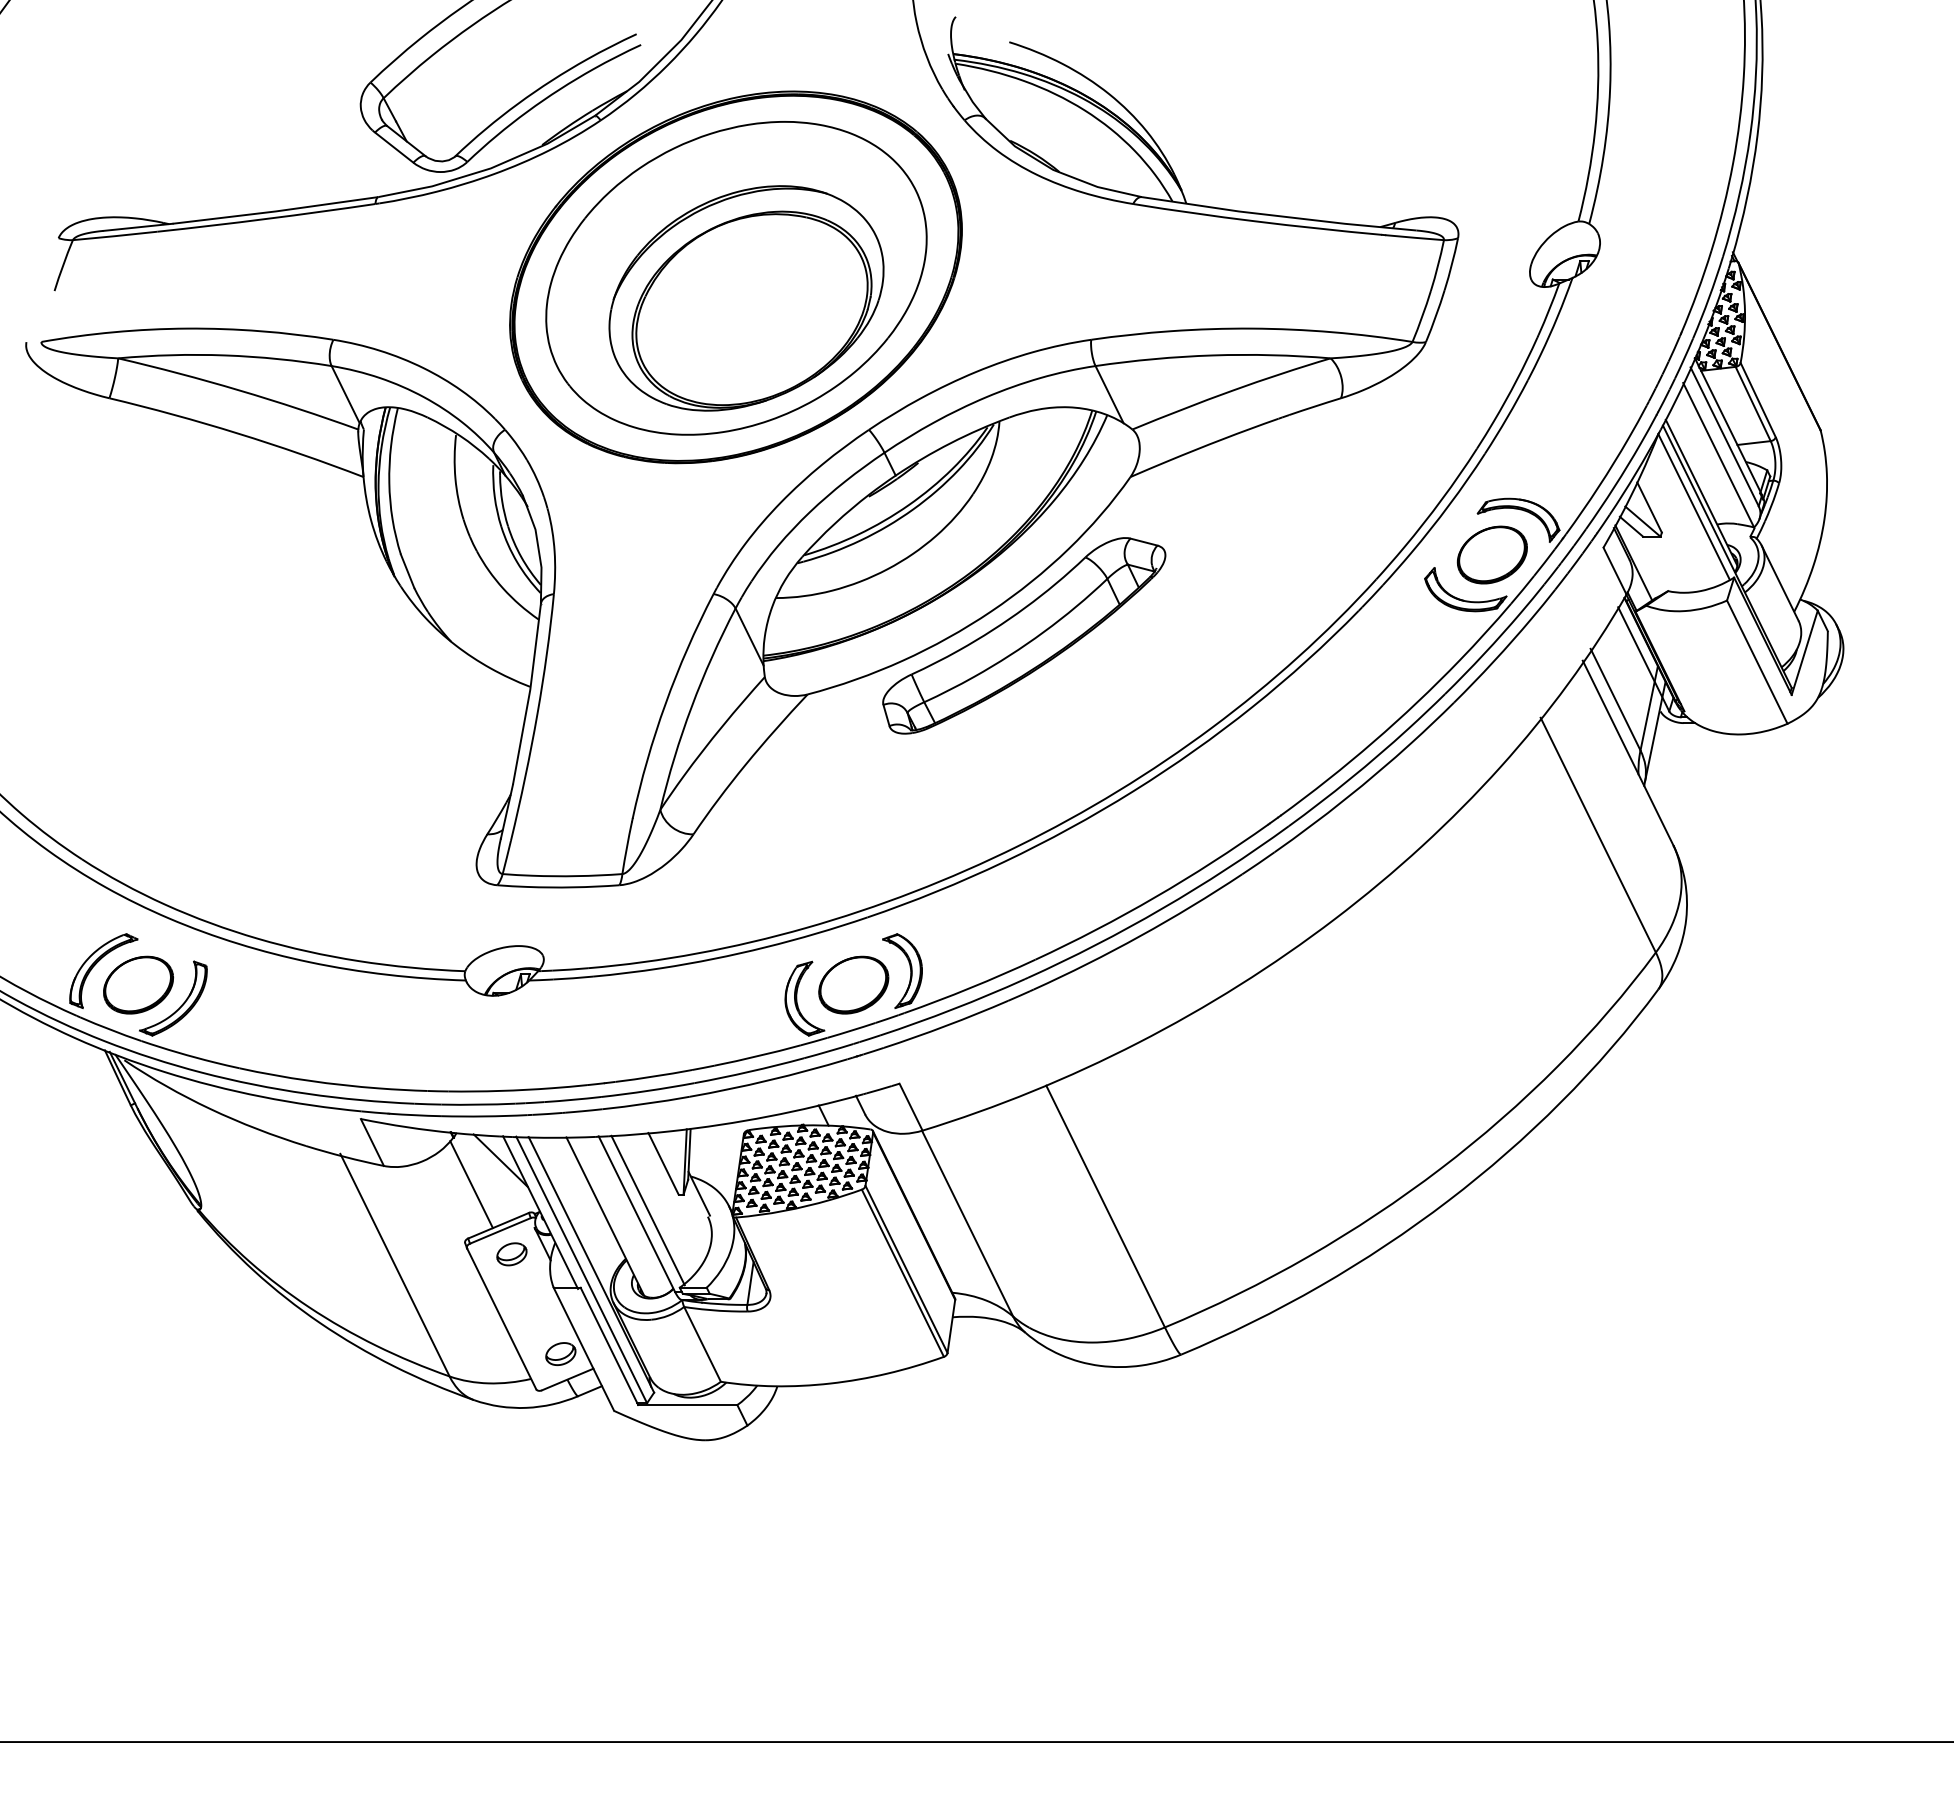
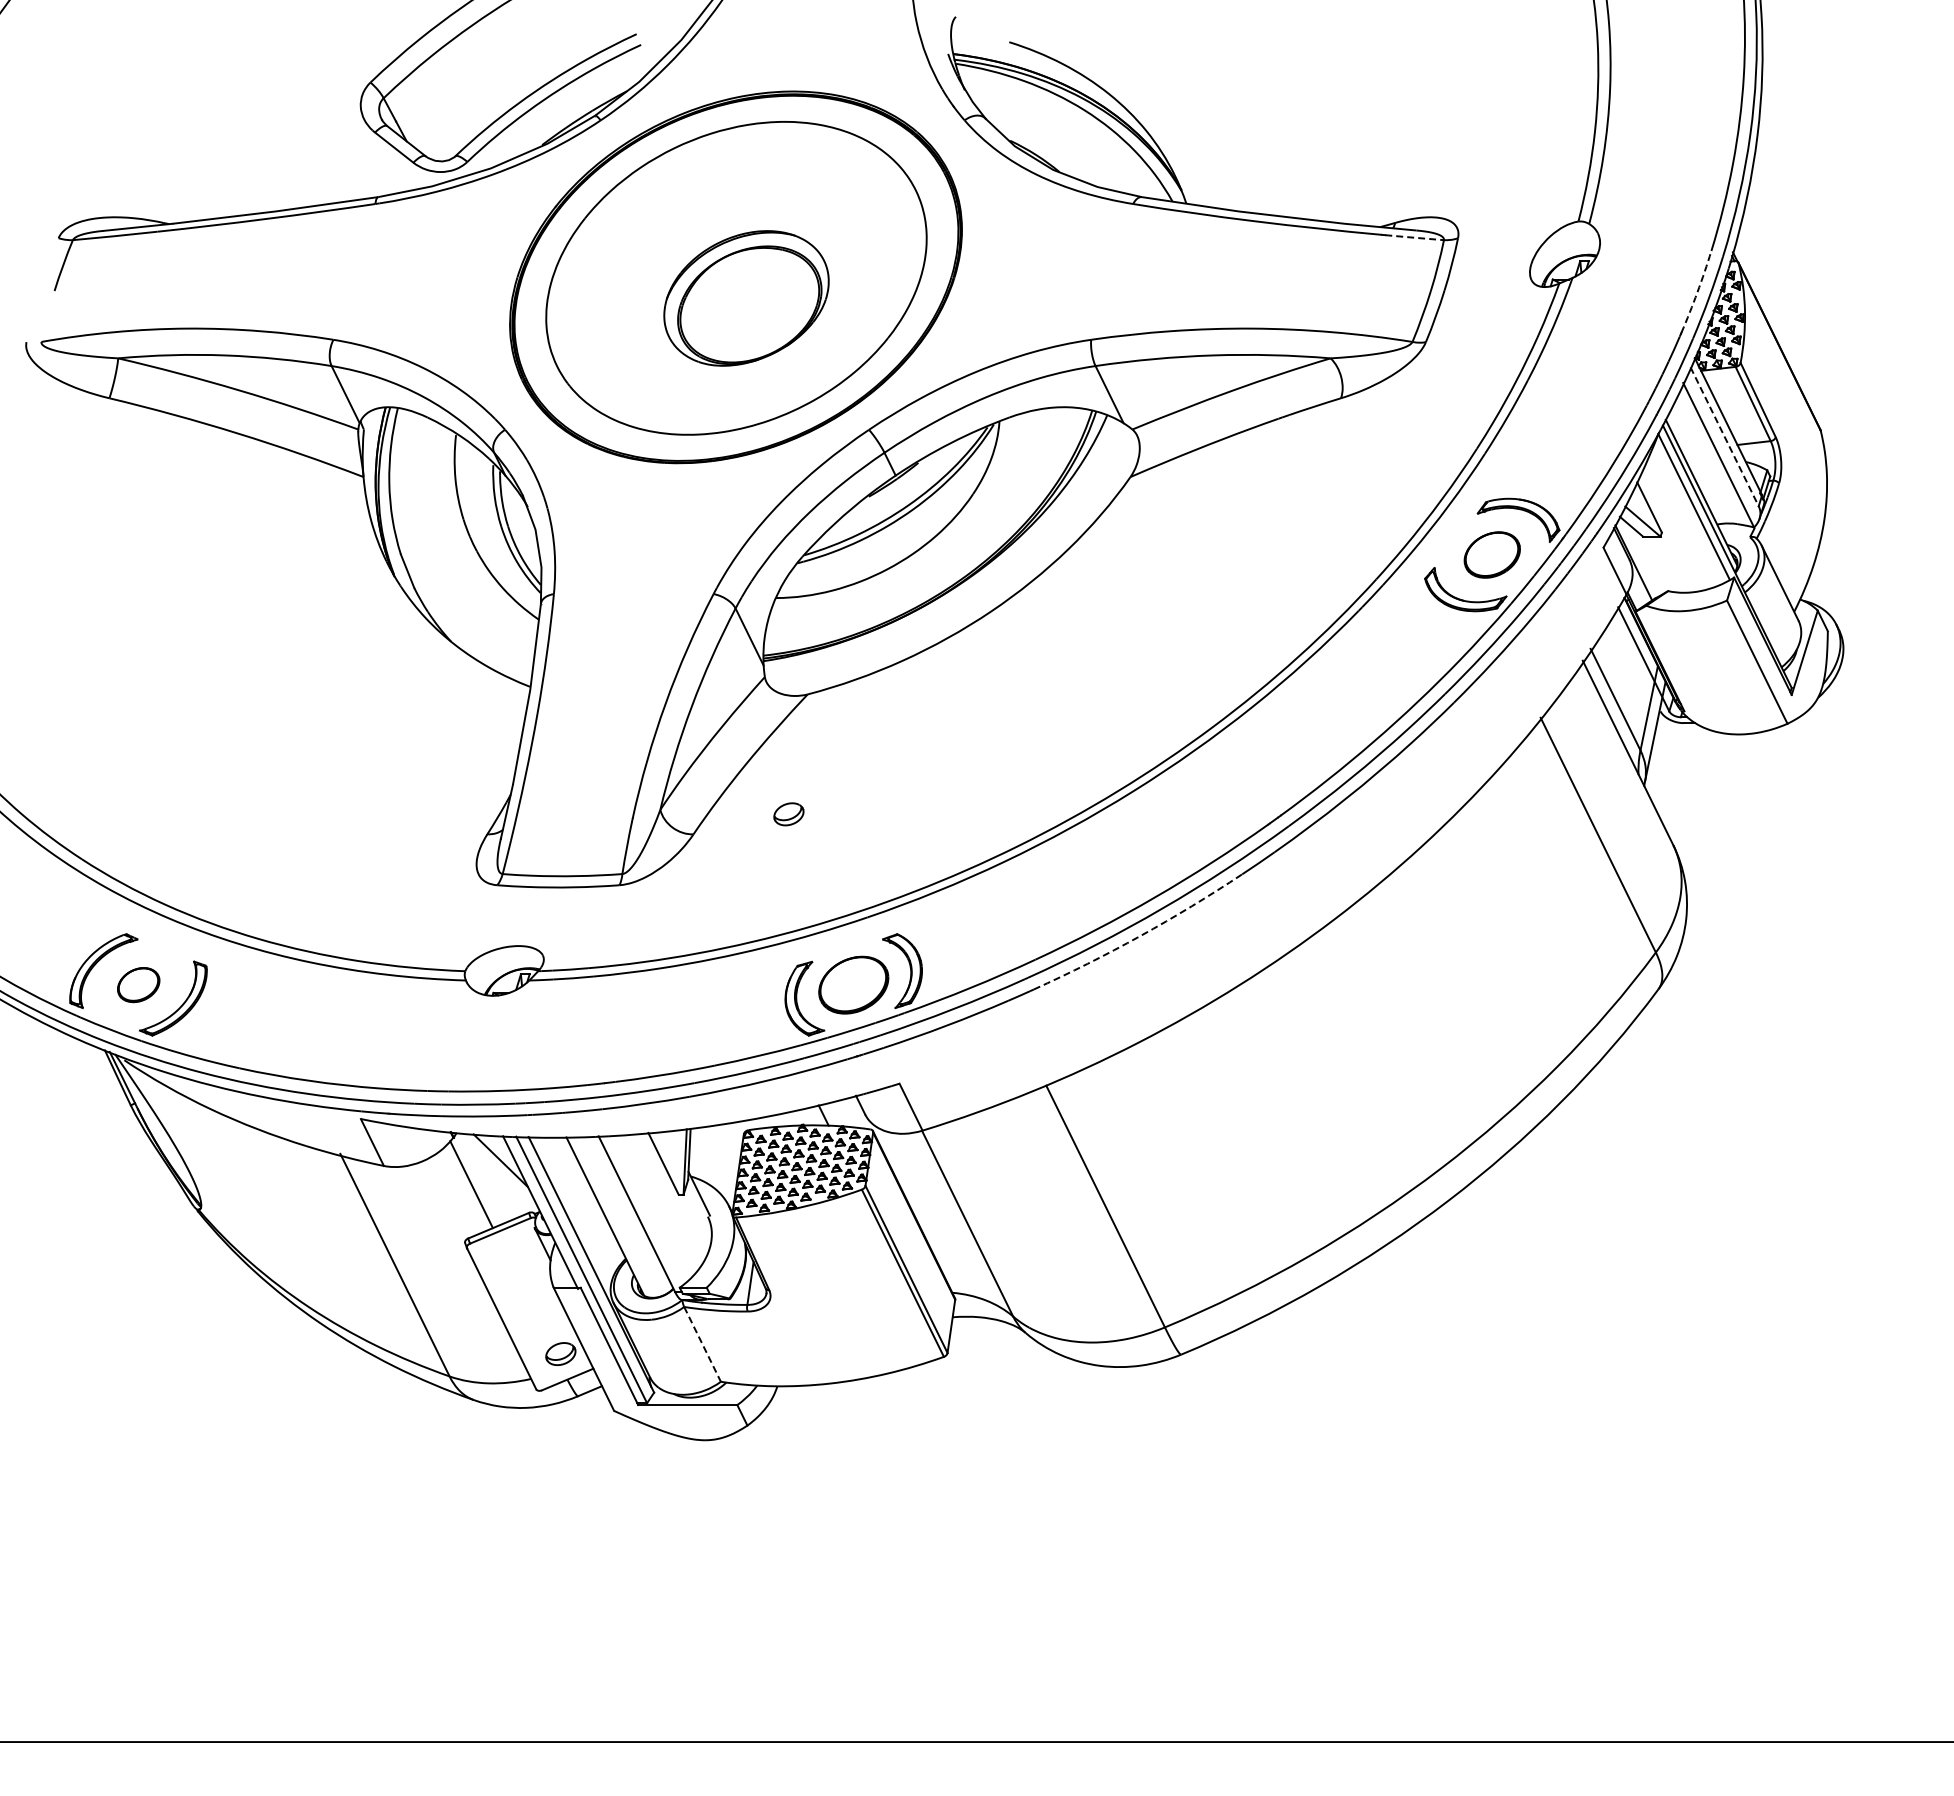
arc: solid -> dashed (1414, 237)
arc: solid -> dashed (1697, 292)
part size: 277x227 px -> 167x137 px (746, 298)
line: solid -> dashed (1724, 437)
part size: 72x60 px -> 58x48 px (1491, 554)
part: present -> none (1024, 635)
arc: solid -> dashed (1140, 936)
part size: 72x60 px -> 44x37 px (138, 985)
line: present -> none (647, 1210)
part position: (511, 1254) -> (788, 814) (788, 814)
line: solid -> dashed (702, 1344)
